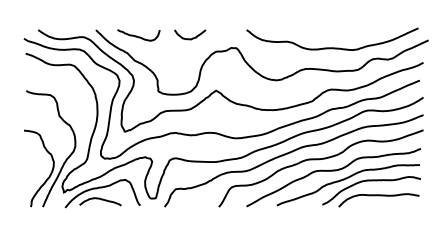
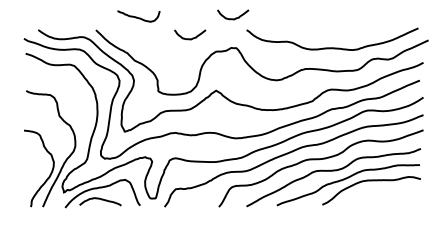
curve: none -> present (235, 17)
curve position: (138, 36) -> (138, 17) (138, 17)
curve: present -> none (378, 196)
